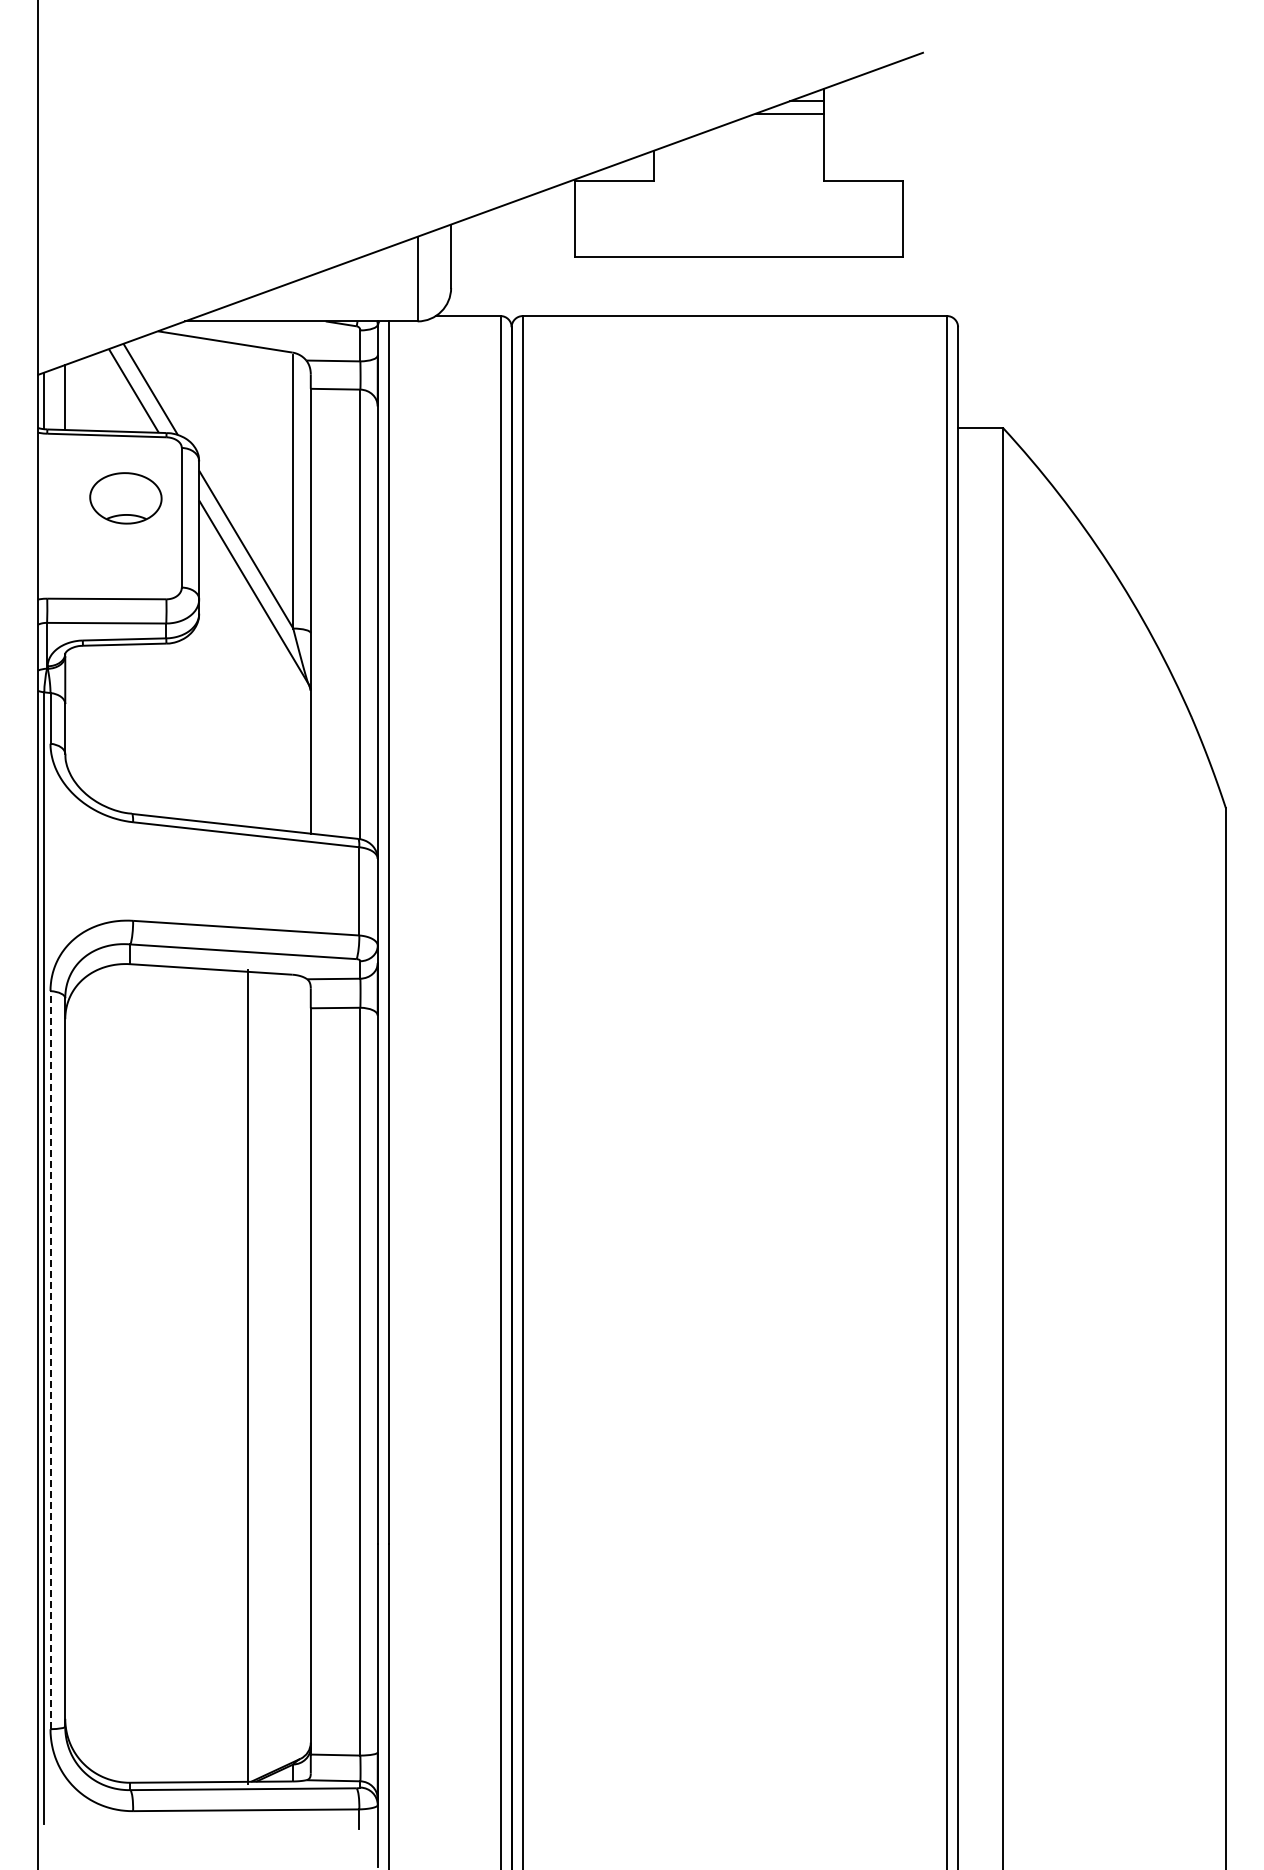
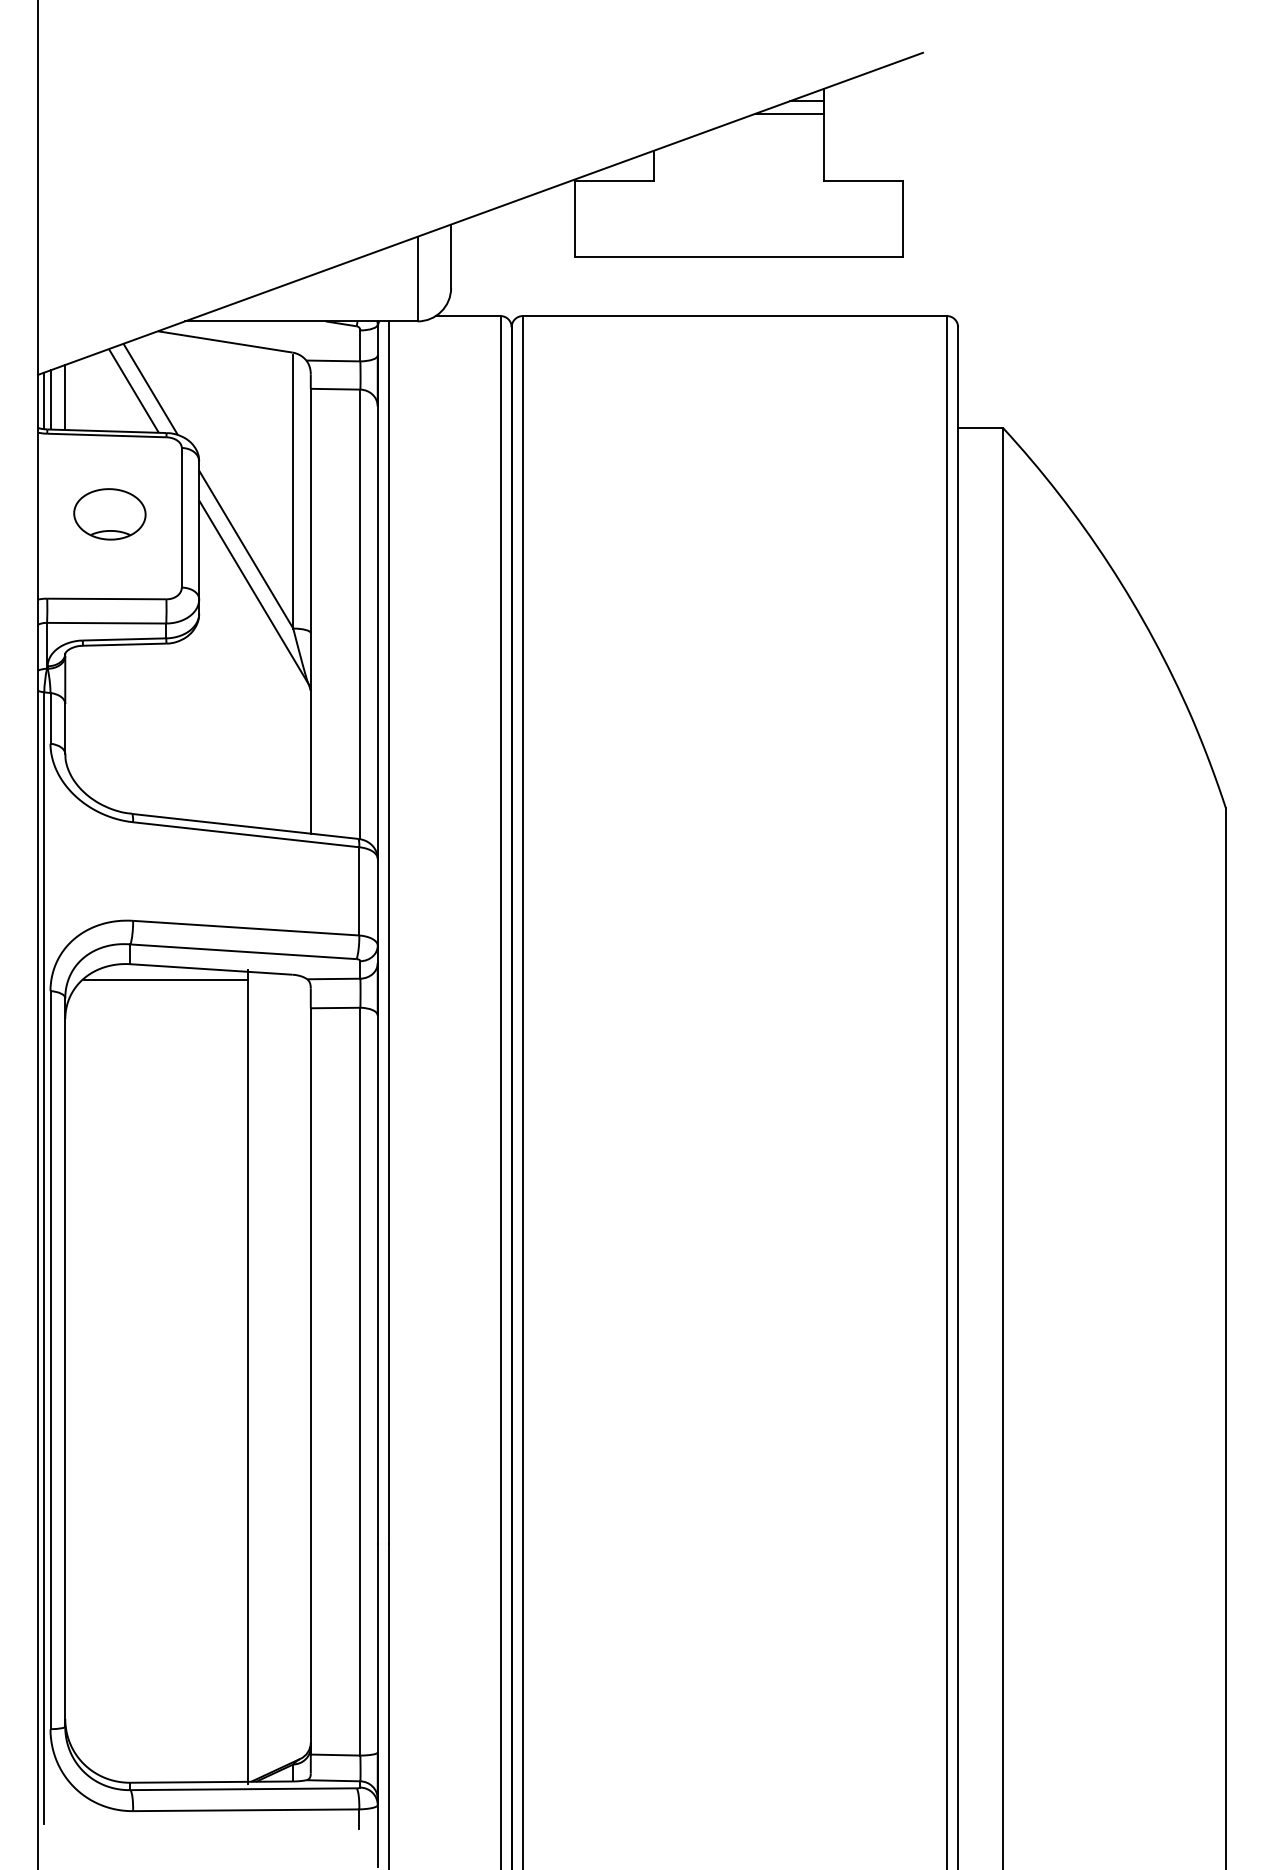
line: none -> present (50, 399)
part position: (125, 498) -> (109, 514) (109, 514)
line: none -> present (165, 980)
line: dashed -> solid (50, 1359)
